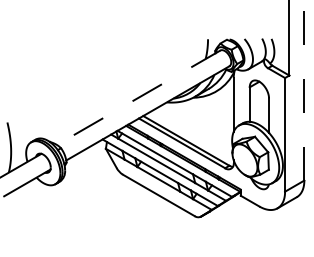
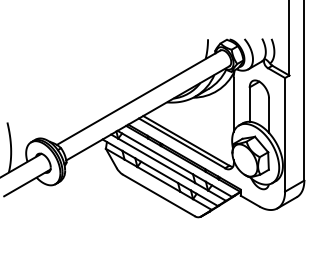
line: dashed -> solid (304, 90)
line: dashed -> solid (138, 97)
